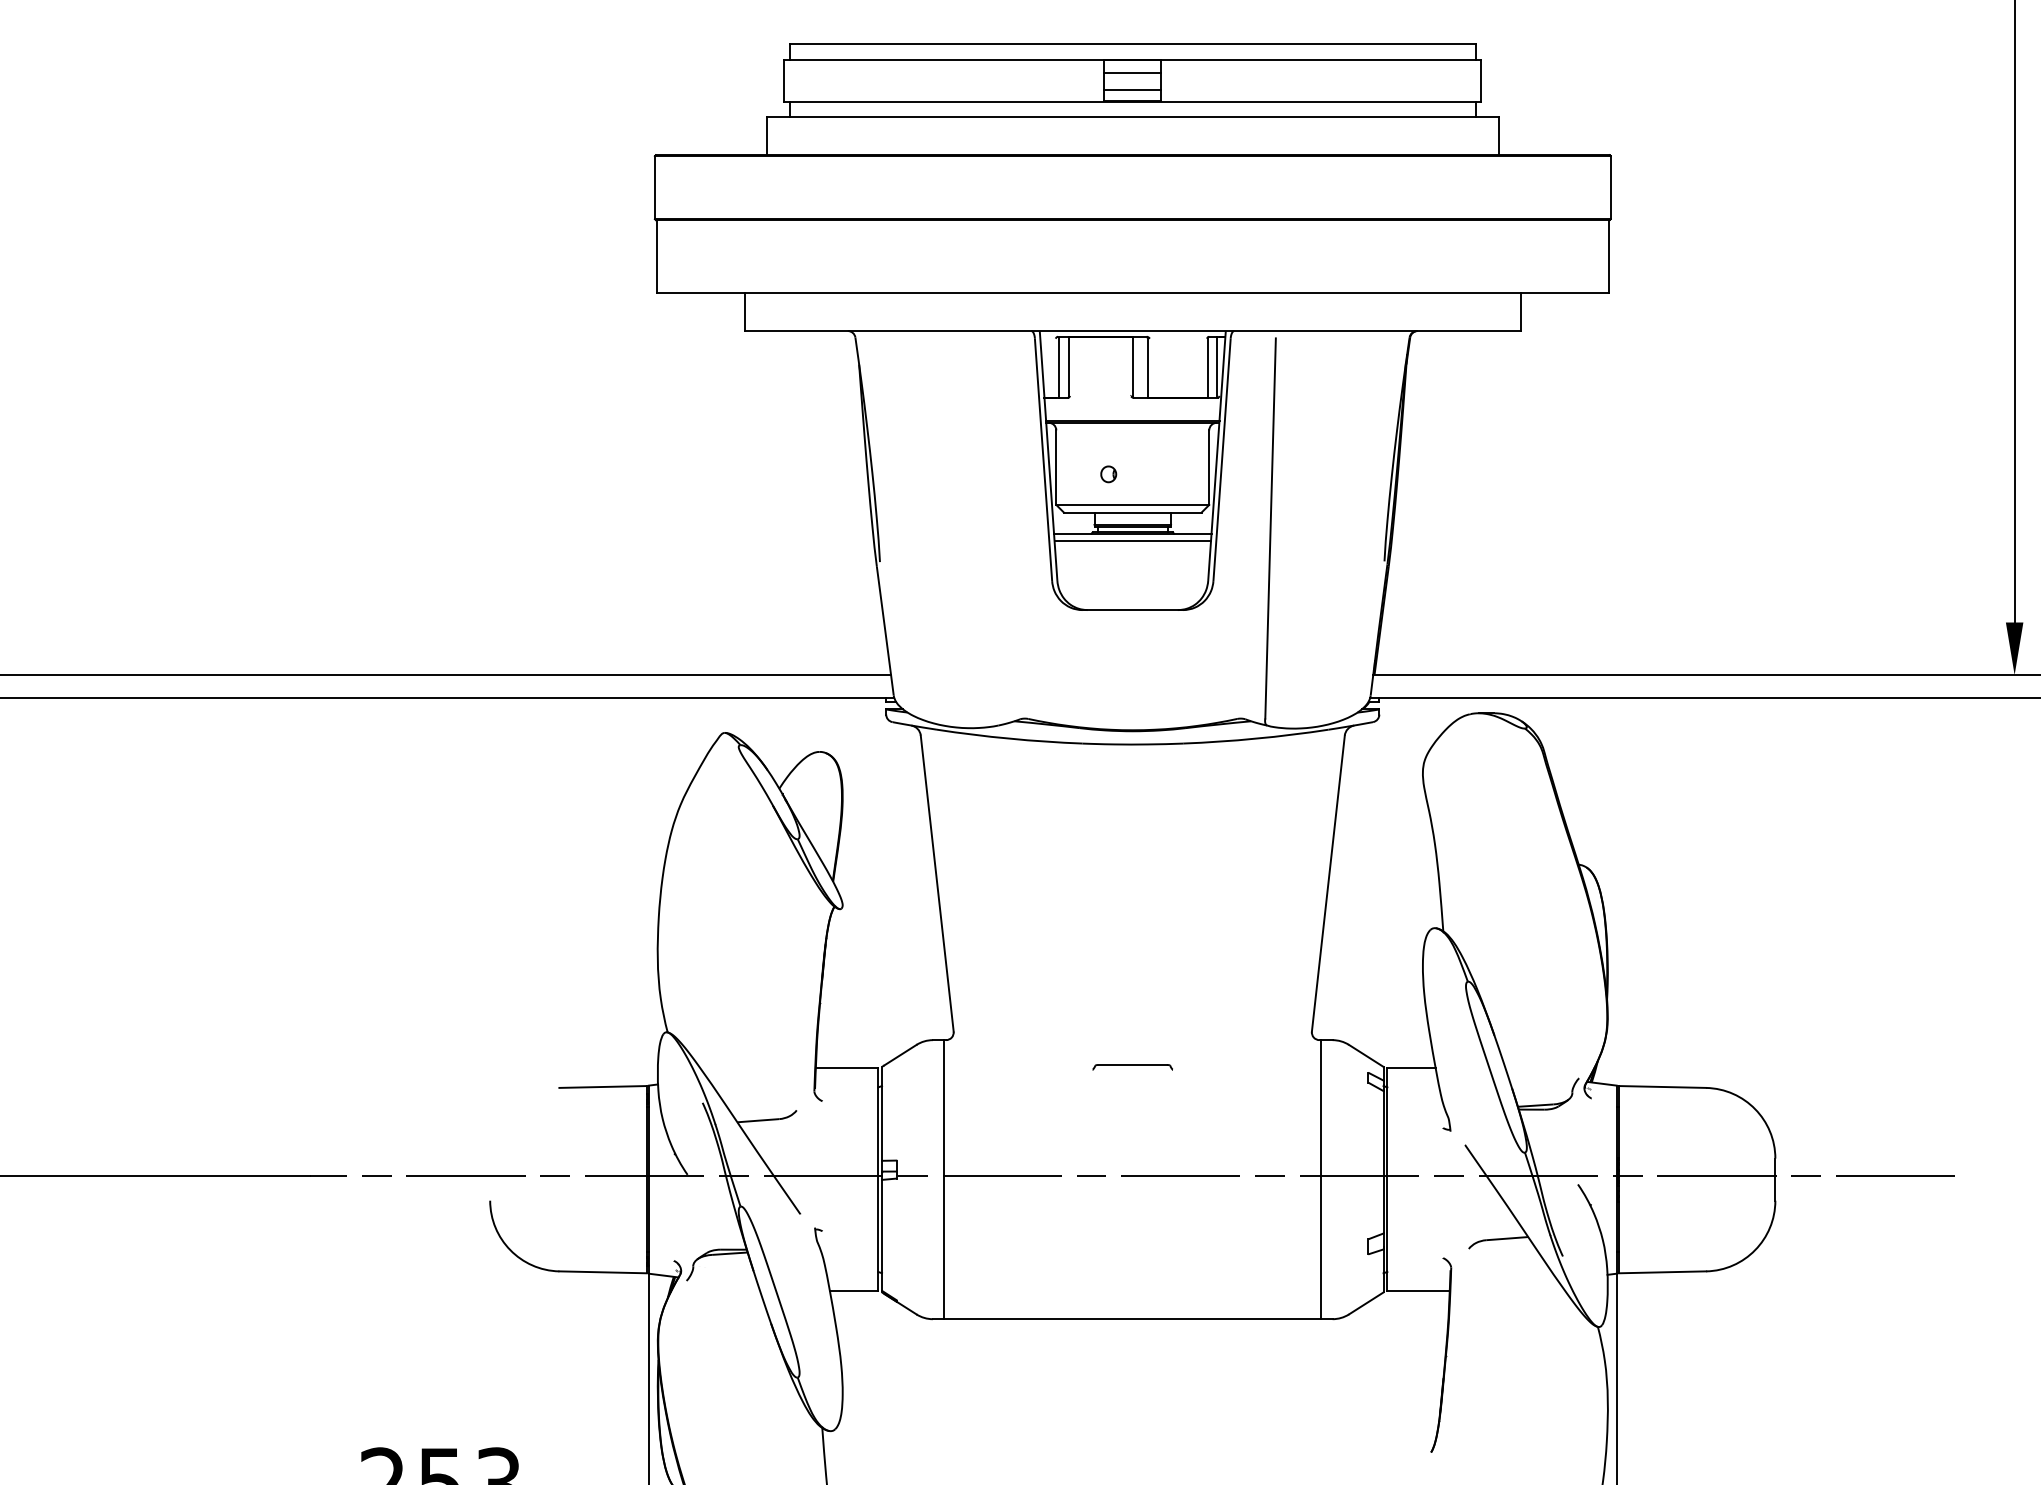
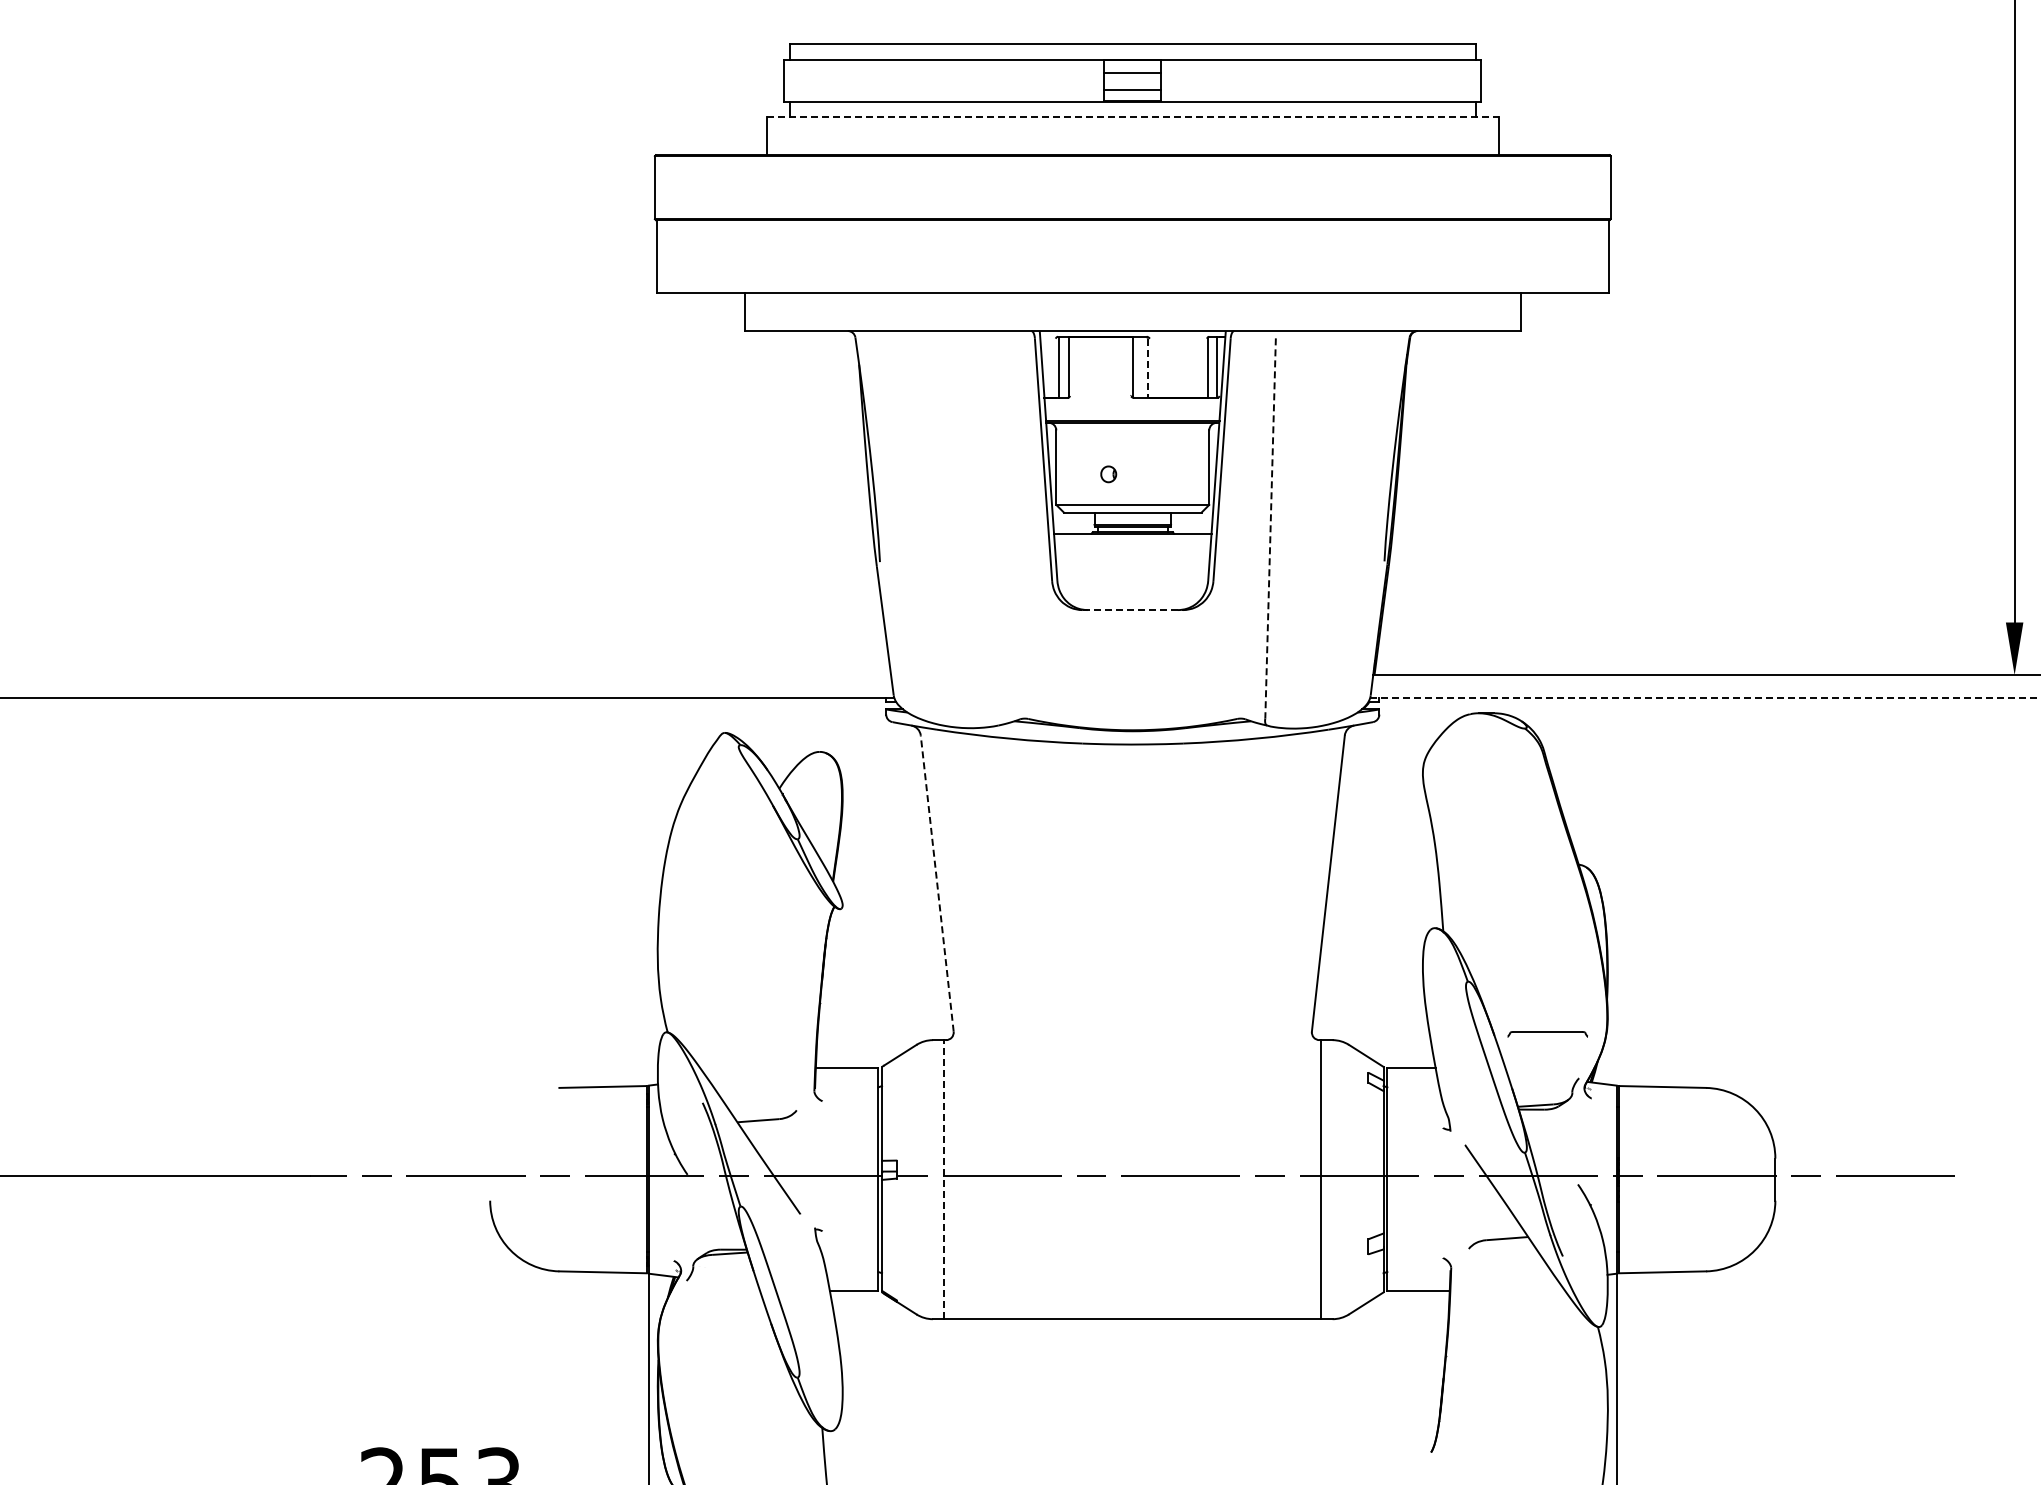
line: solid -> dashed (1133, 116)
line: solid -> dashed (1147, 368)
line: solid -> dashed (1270, 528)
line: present -> none (1132, 541)
line: solid -> dashed (1133, 610)
line: present -> none (446, 675)
line: solid -> dashed (1705, 698)
line: solid -> dashed (937, 883)
part position: (1132, 1067) -> (1547, 1034) (1547, 1034)
line: solid -> dashed (944, 1179)
